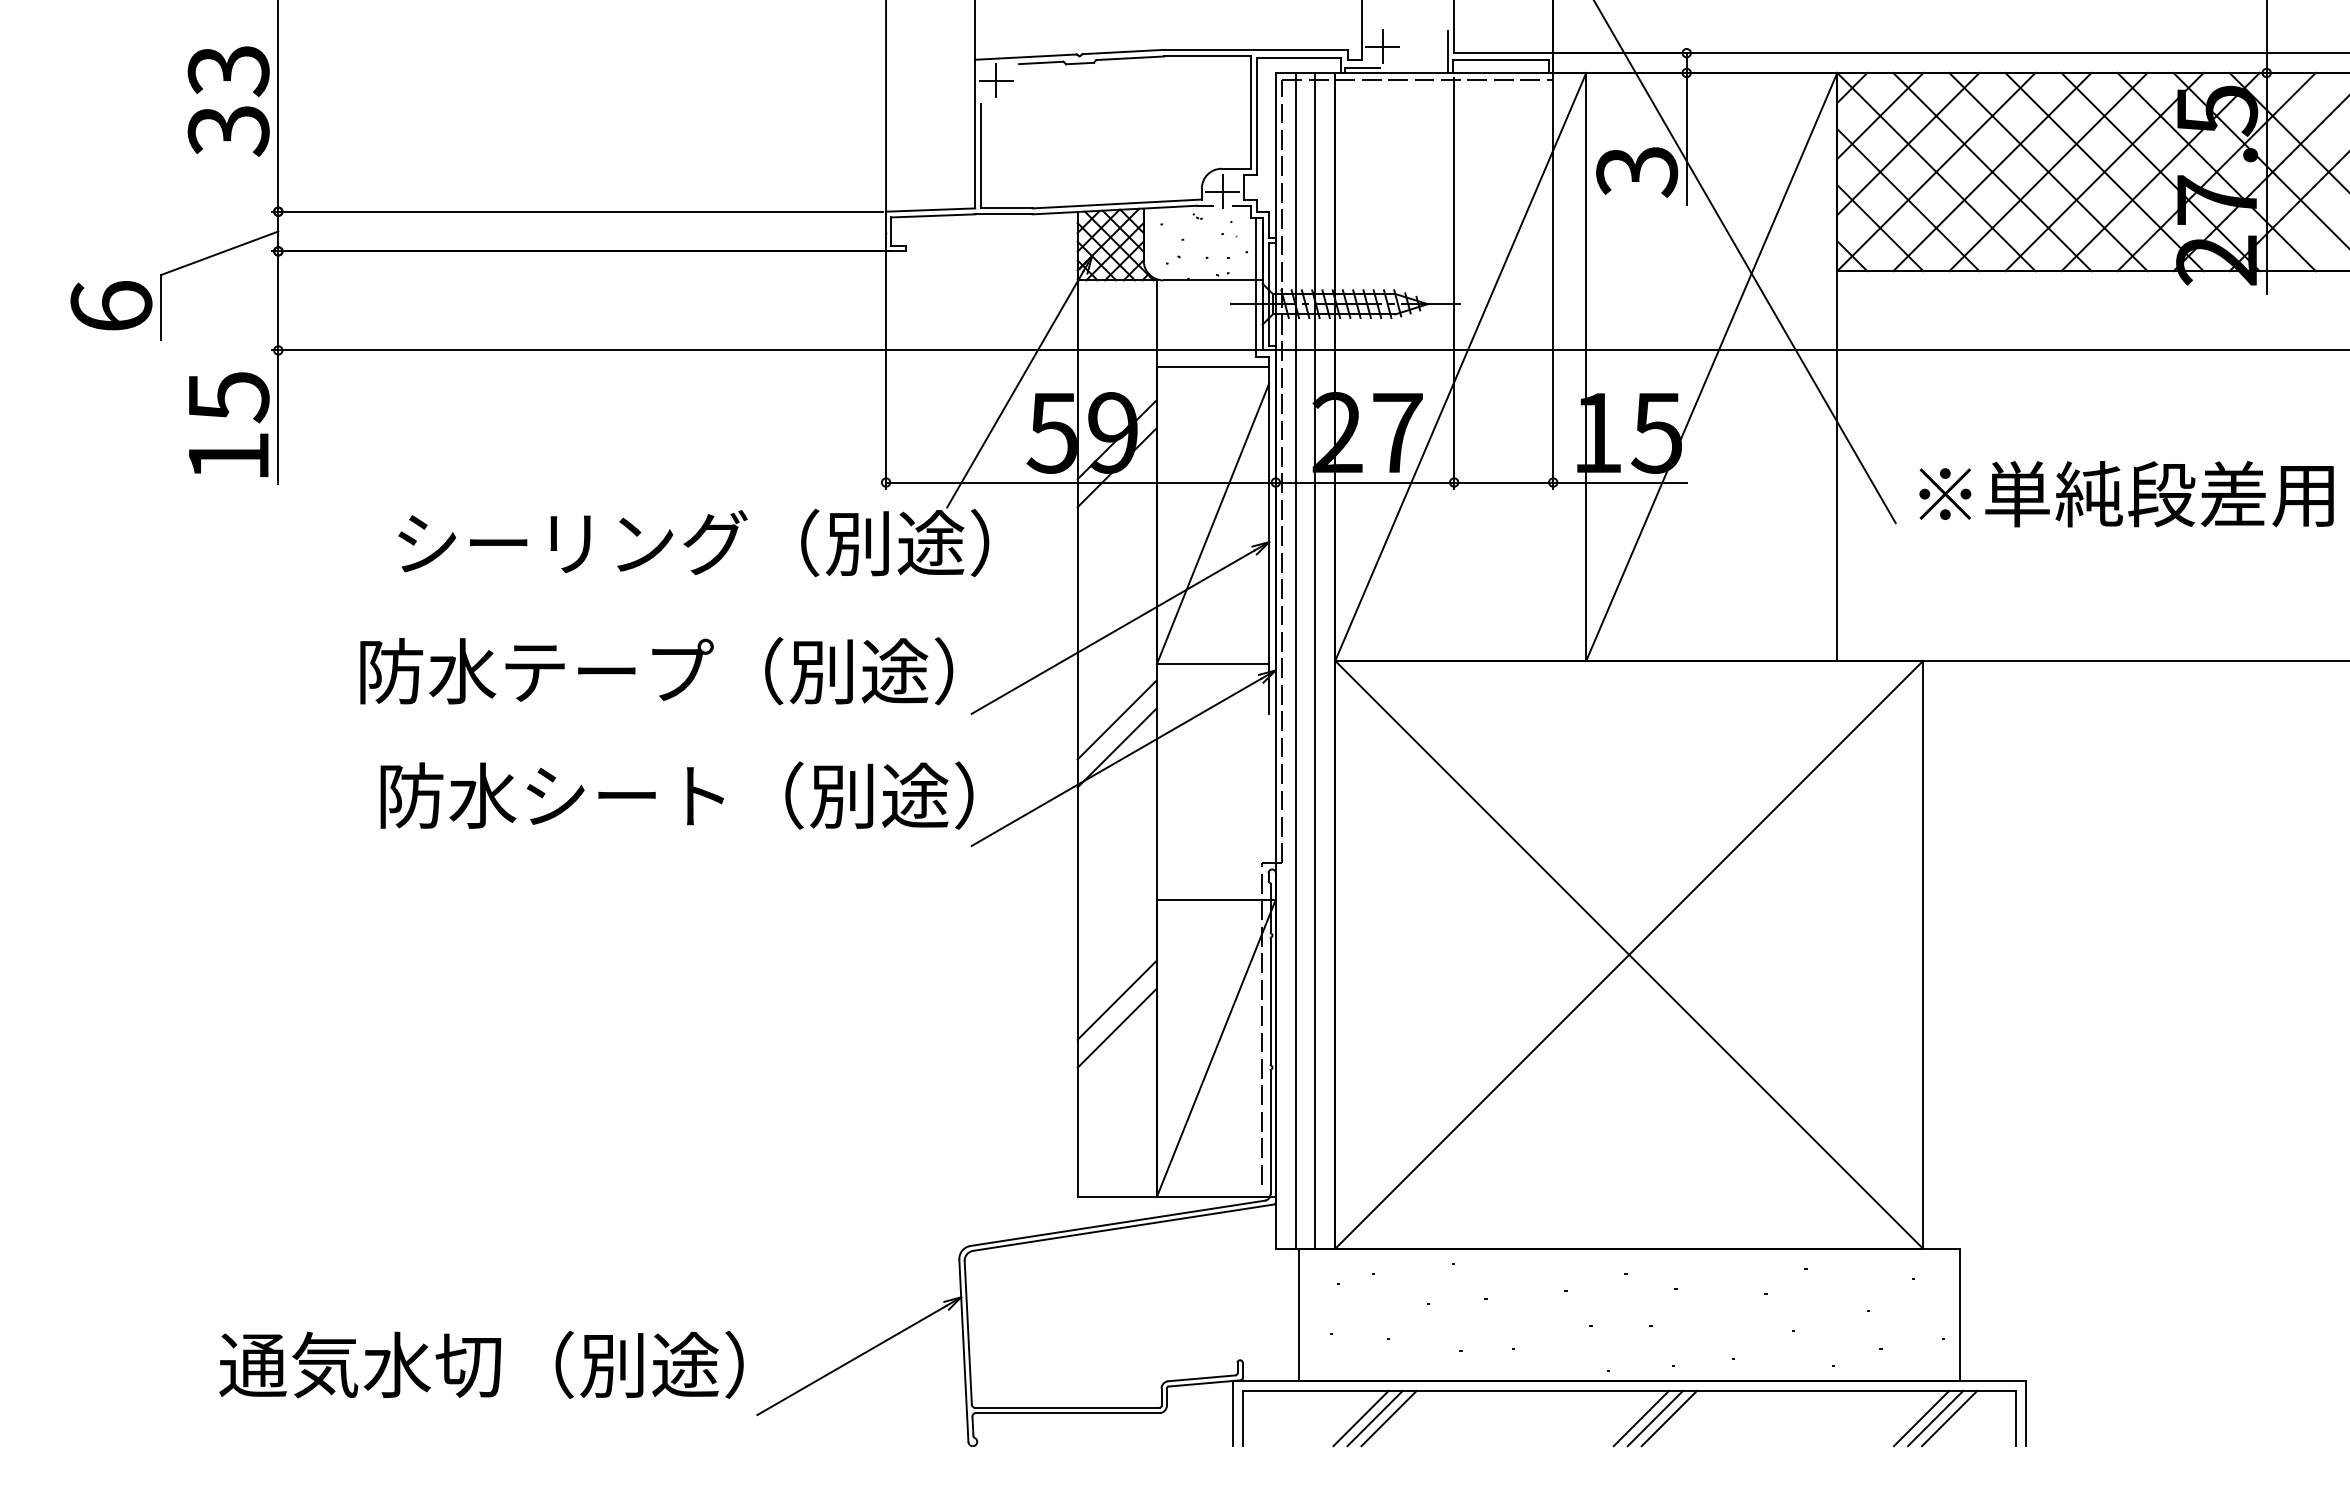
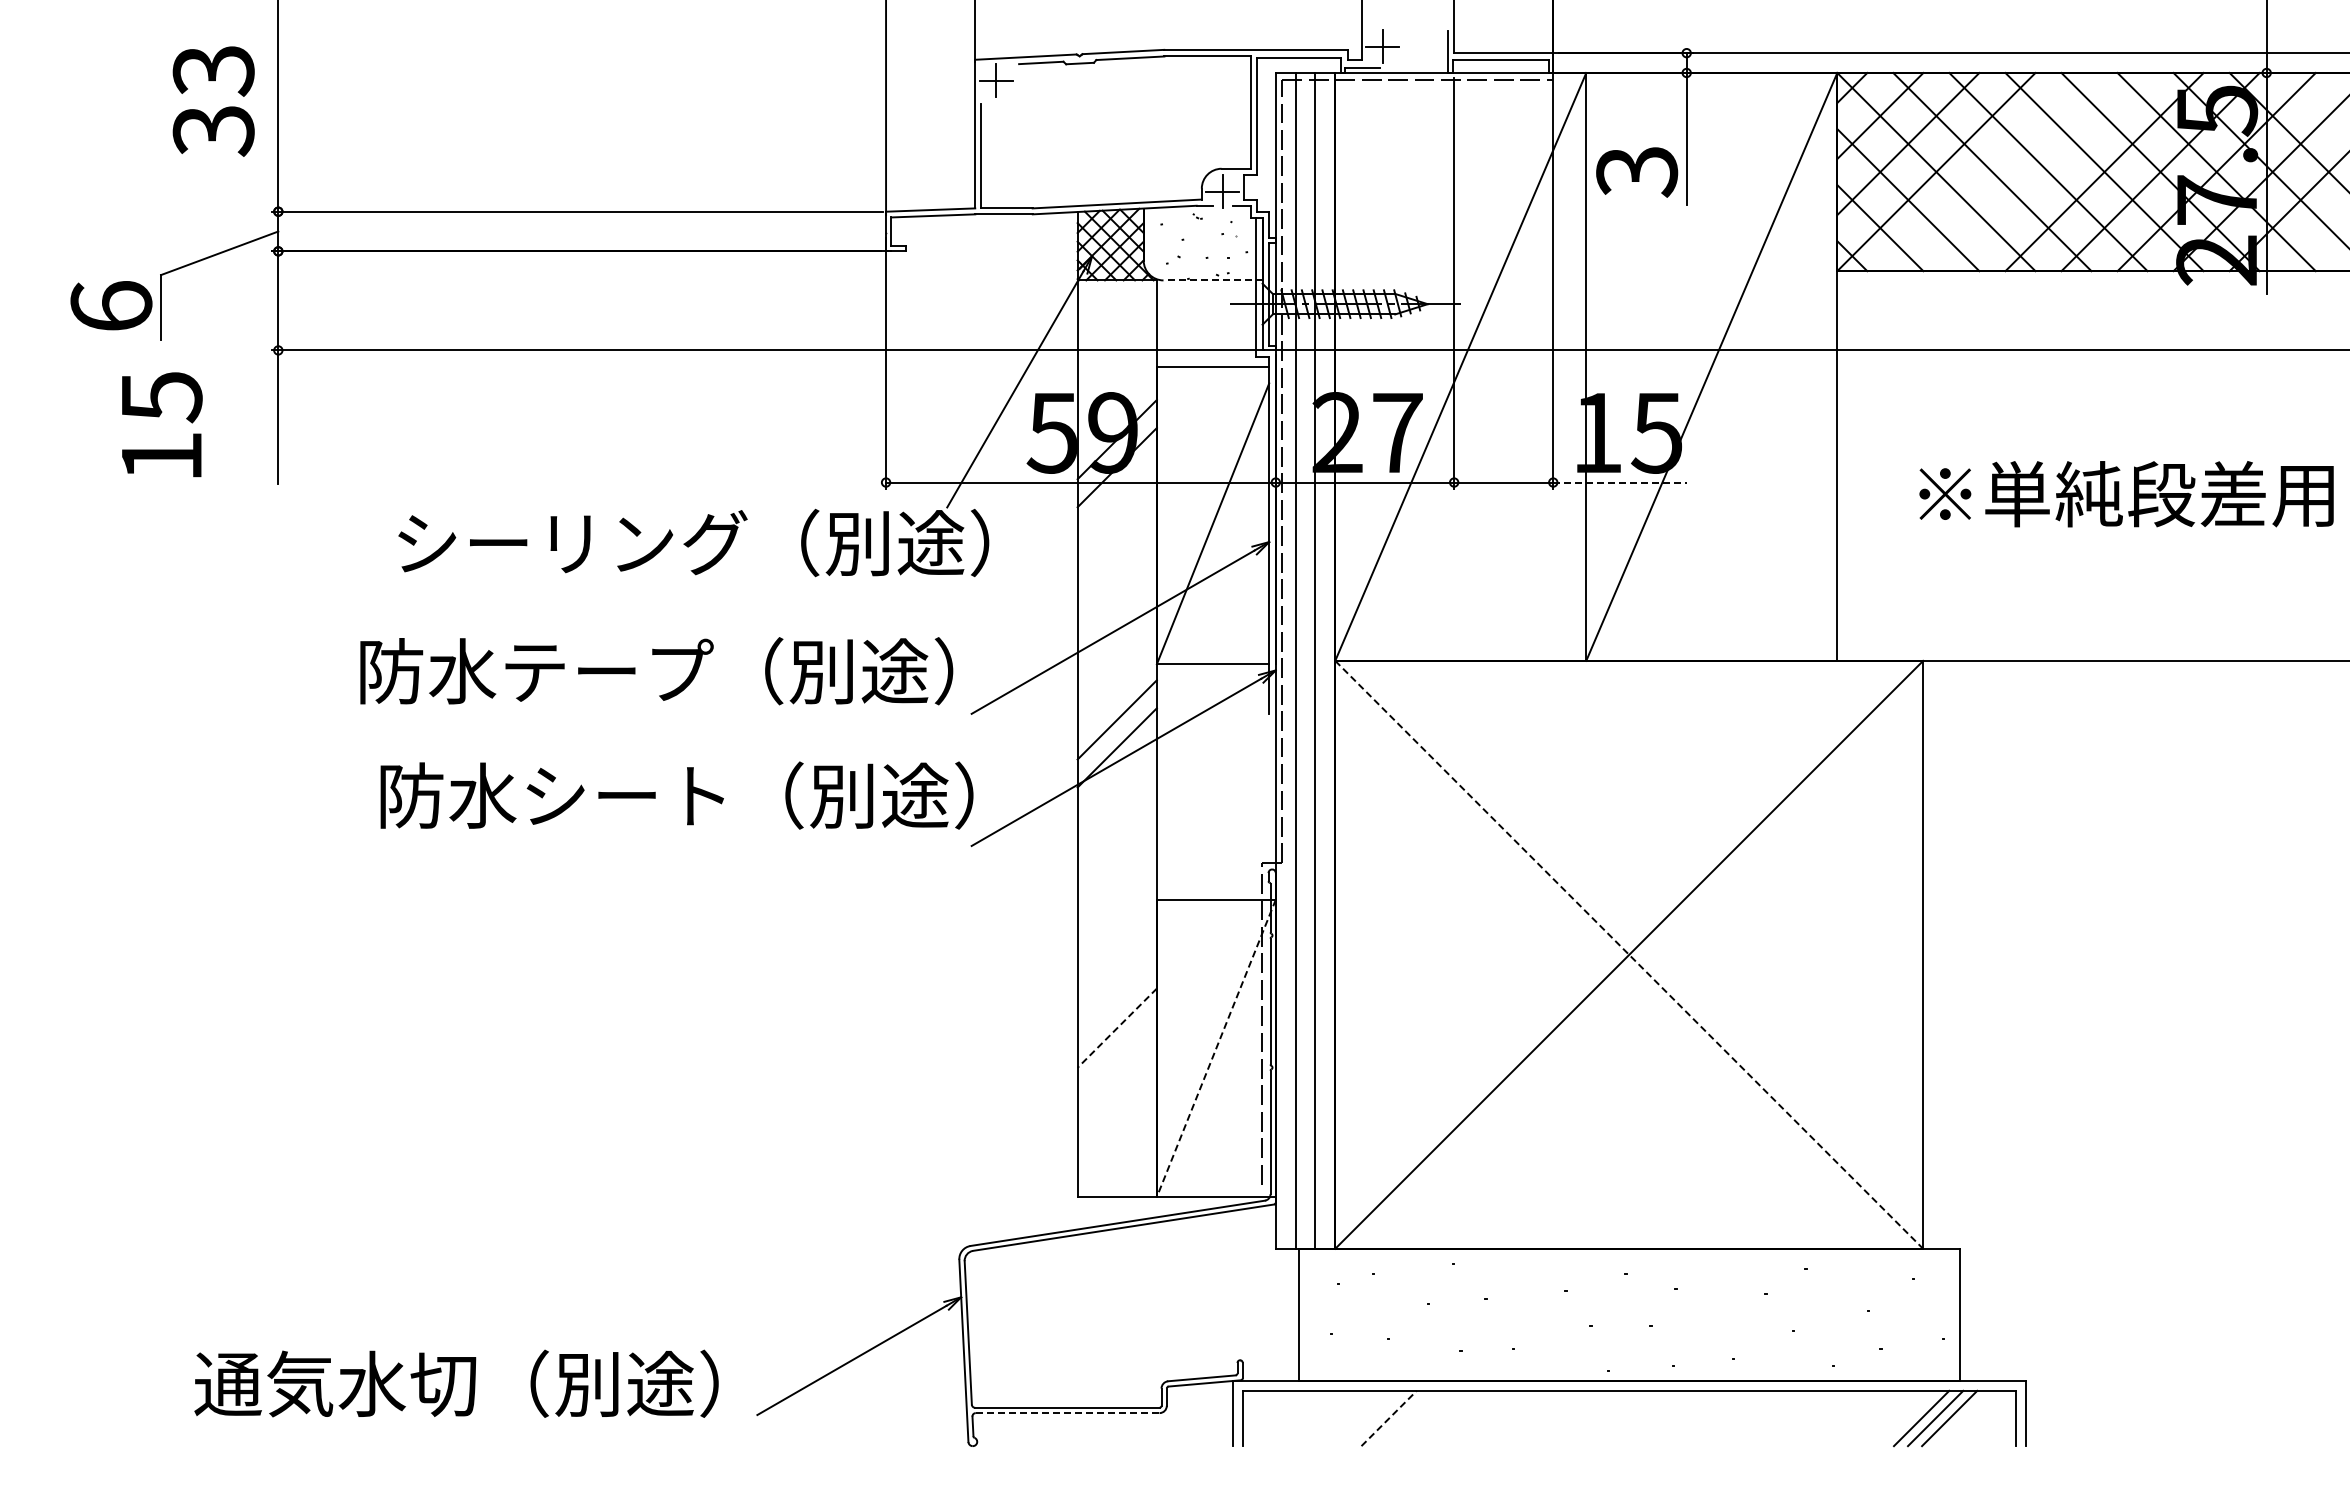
text position: (228, 101) -> (213, 101) (213, 101)
line: present -> none (1992, 171)
line: present -> none (2048, 171)
line: present -> none (1745, 262)
line: solid -> dashed (1213, 280)
text position: (229, 424) -> (162, 424) (162, 424)
line: solid -> dashed (1620, 482)
line: solid -> dashed (1629, 954)
line: present -> none (1116, 999)
line: solid -> dashed (1116, 1028)
line: solid -> dashed (1216, 1048)
text position: (481, 1364) -> (456, 1383) (456, 1383)
line: solid -> dashed (1067, 1413)
line: present -> none (1360, 1418)
line: present -> none (1374, 1418)
line: solid -> dashed (1389, 1418)
line: present -> none (1641, 1418)
line: present -> none (1655, 1418)
line: present -> none (1669, 1418)
